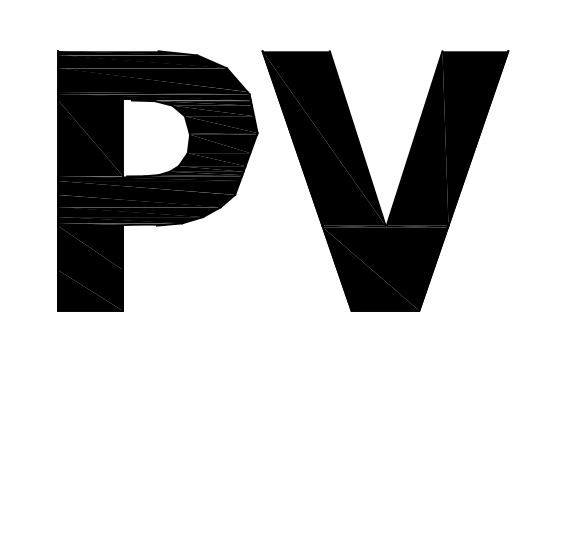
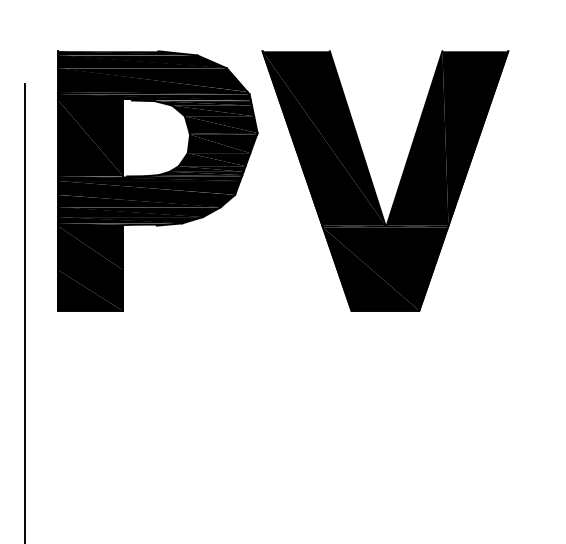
line: none -> present (25, 311)
